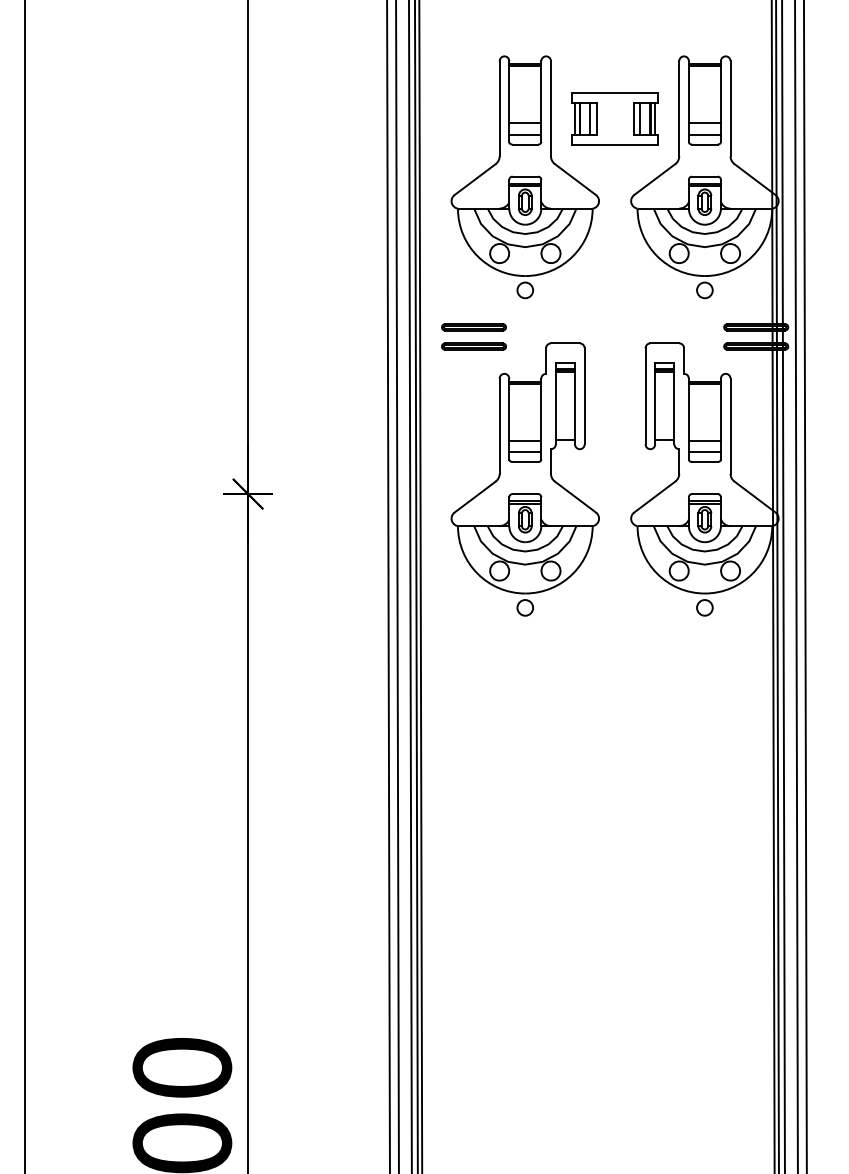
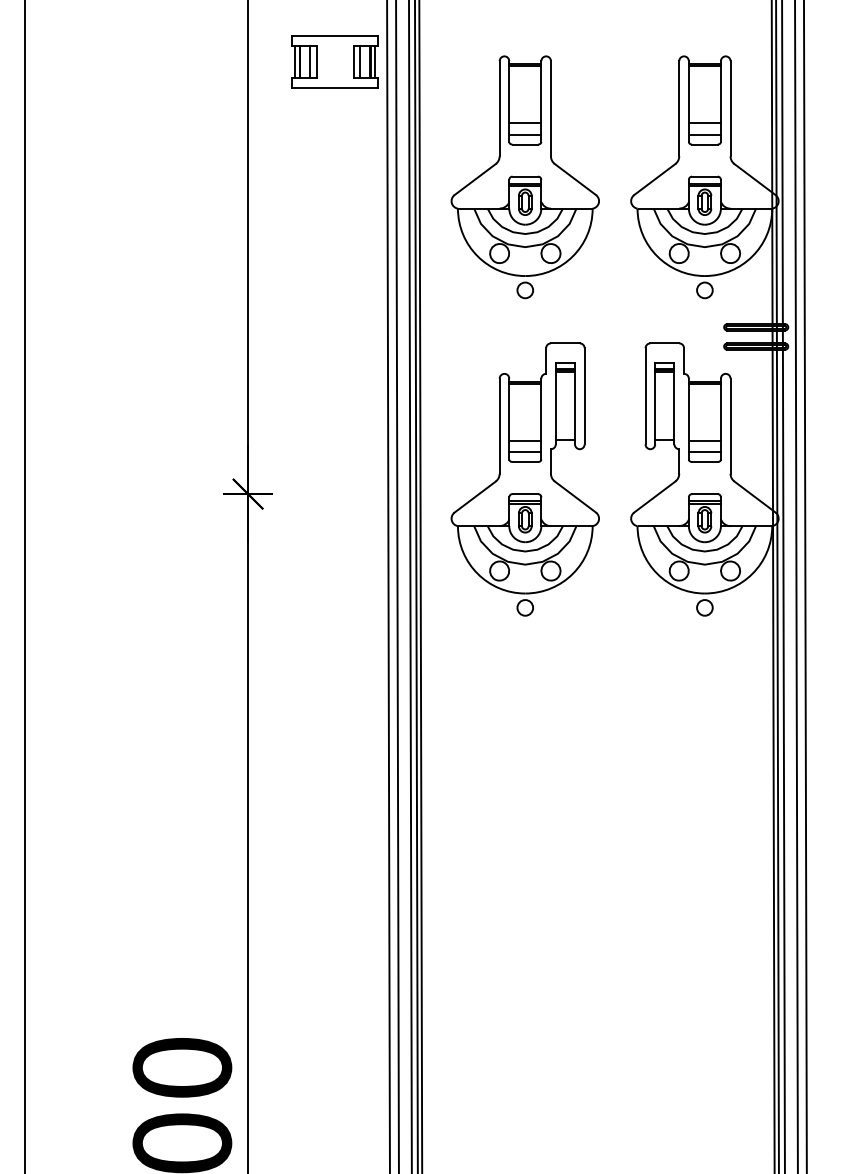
part position: (614, 118) -> (334, 61) (334, 61)
part: present -> none (473, 327)
part: present -> none (473, 346)
